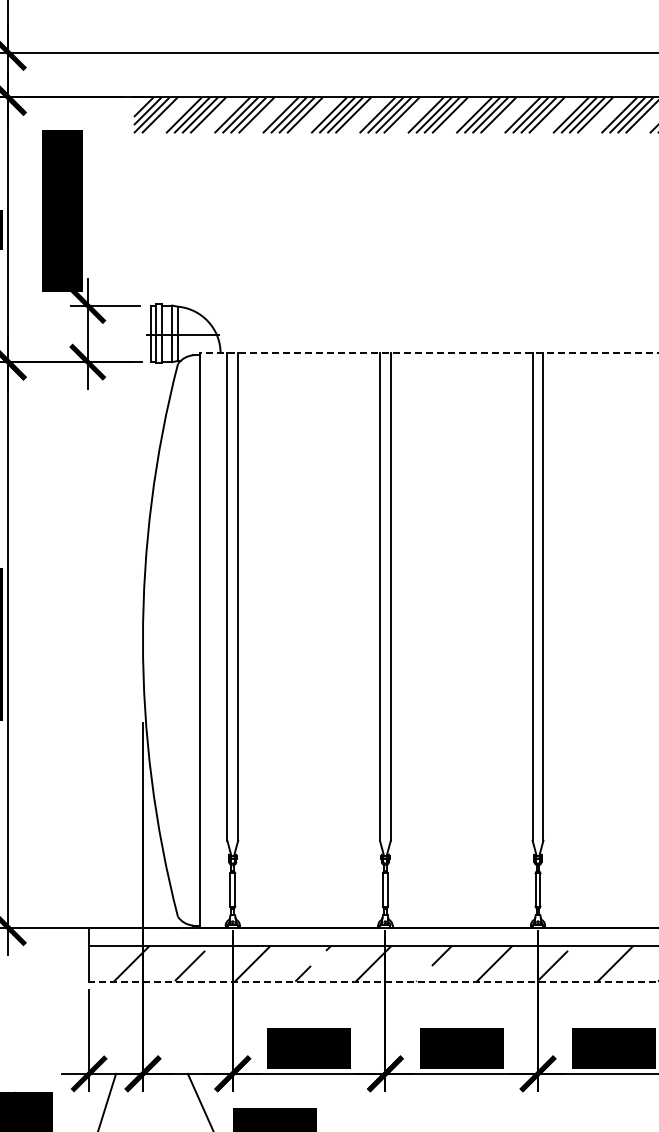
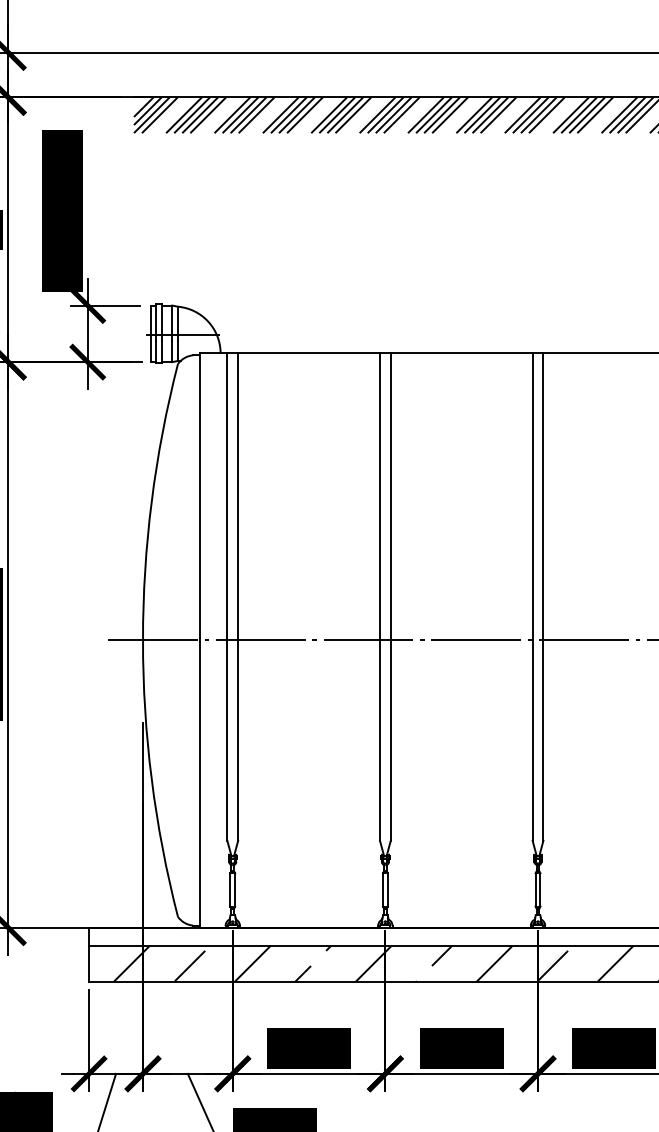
line: dashed -> solid (429, 353)
line: none -> present (381, 640)
line: dashed -> solid (374, 981)
